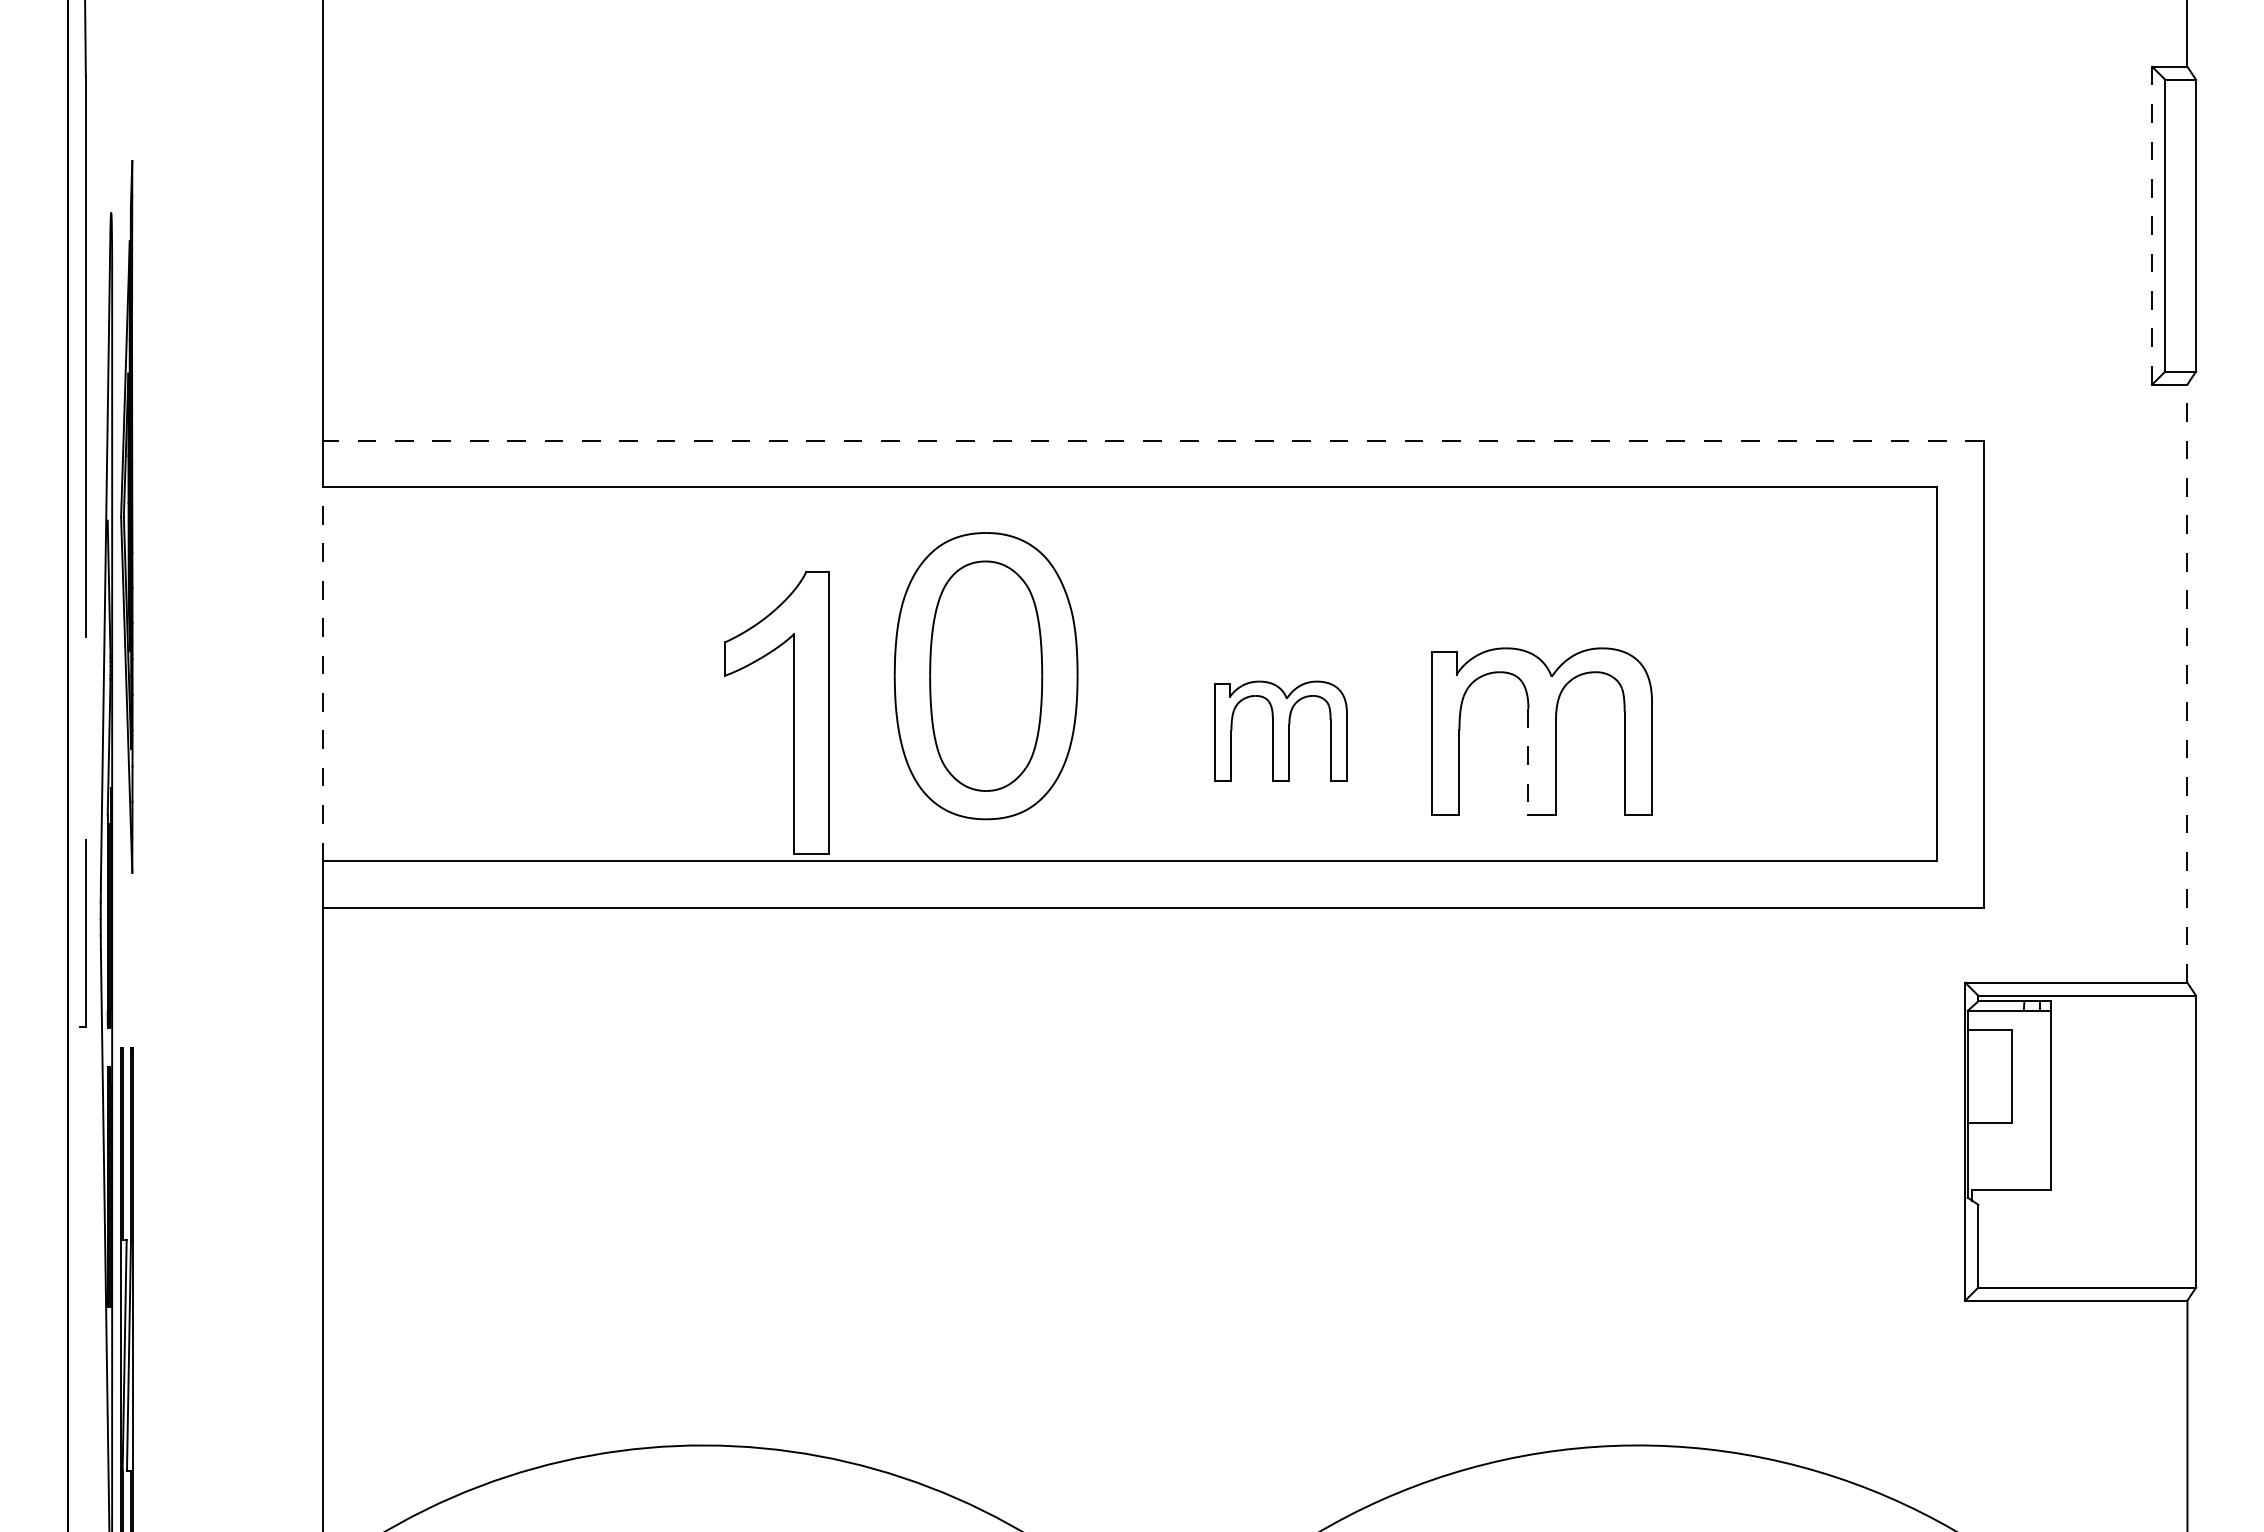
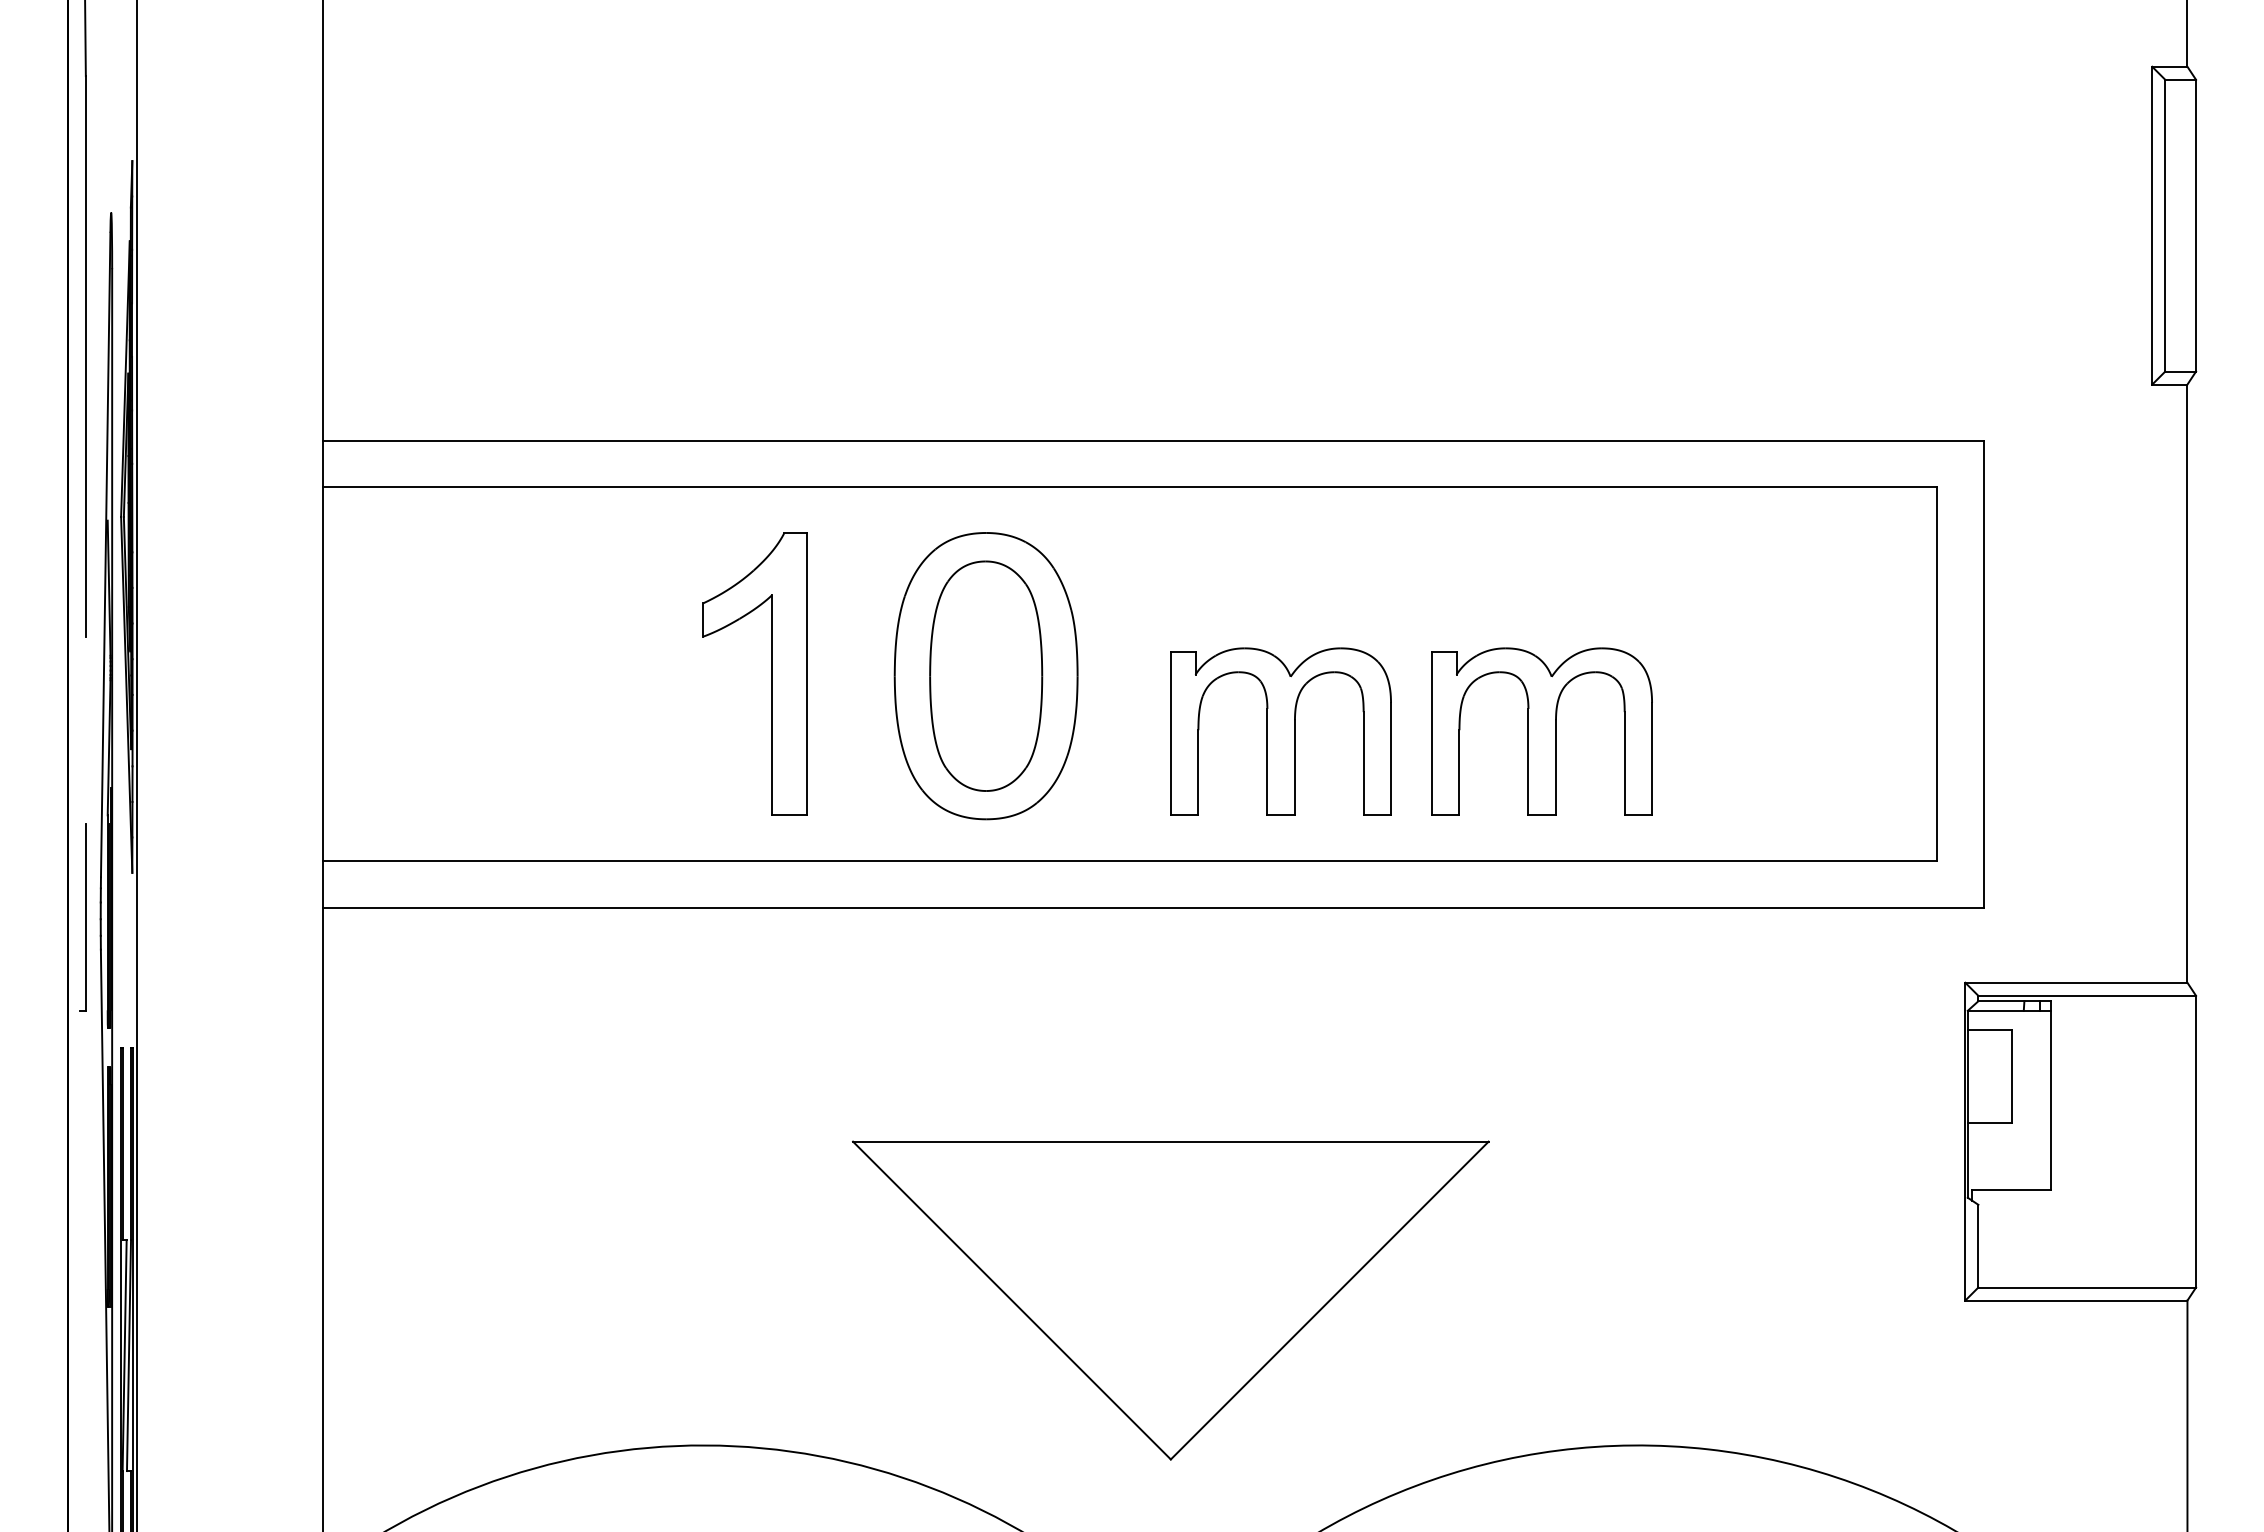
line: dashed -> solid (2152, 225)
line: dashed -> solid (1153, 440)
line: dashed -> solid (323, 674)
line: dashed -> solid (2187, 683)
part position: (793, 712) -> (771, 673) (771, 673)
part size: 134x102 px -> 222x169 px (1280, 731)
line: dashed -> solid (1528, 761)
line: none -> present (136, 765)
part position: (82, 933) -> (82, 917) (82, 917)
part: none -> present (1170, 1300)
